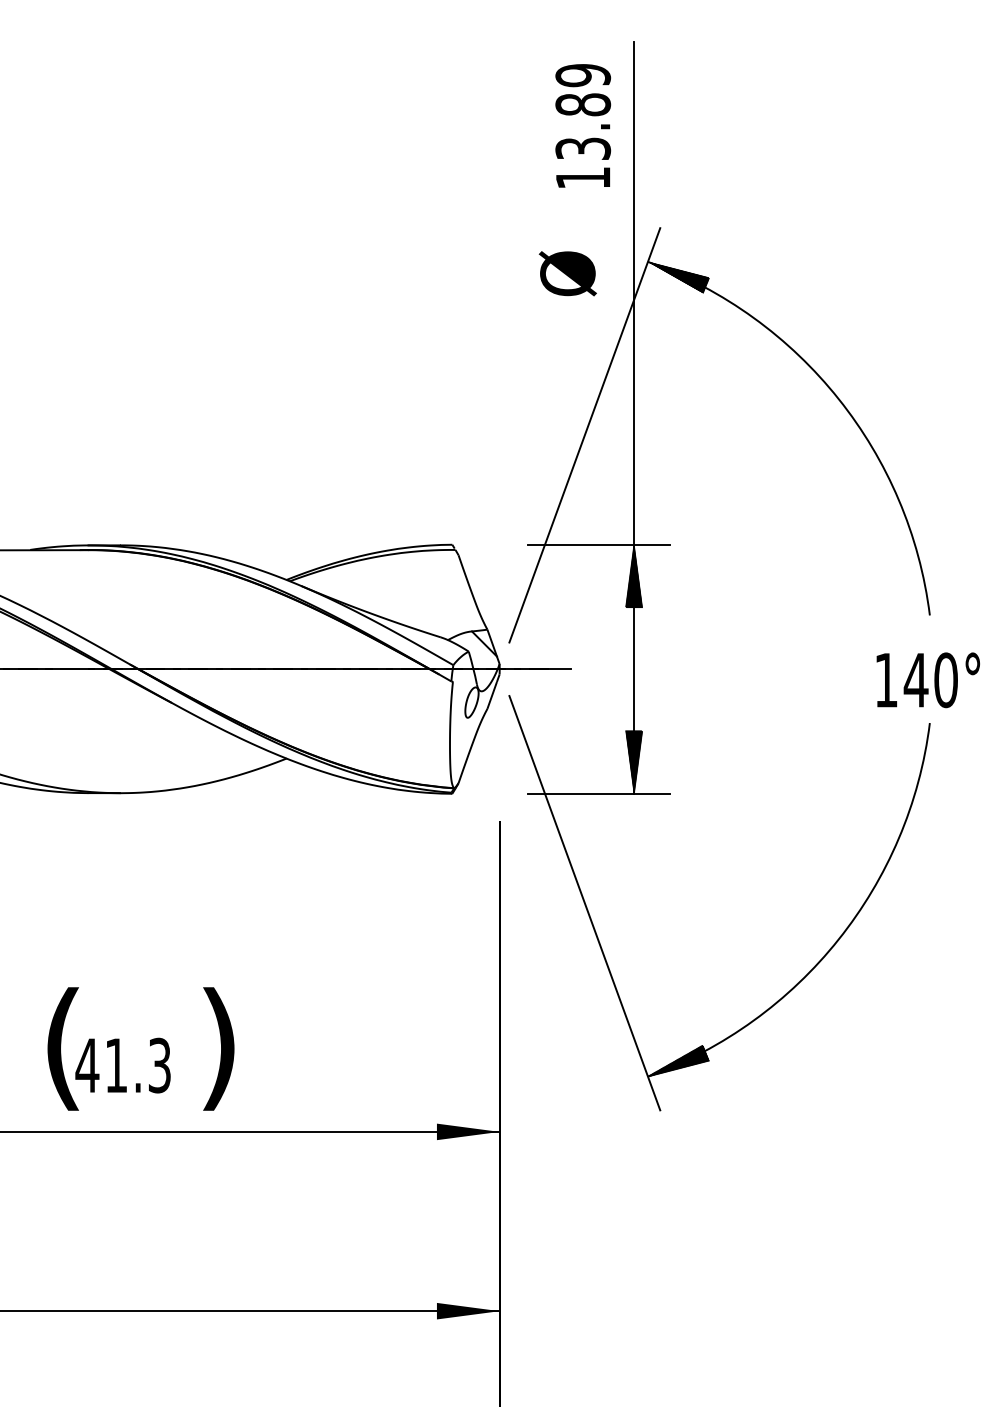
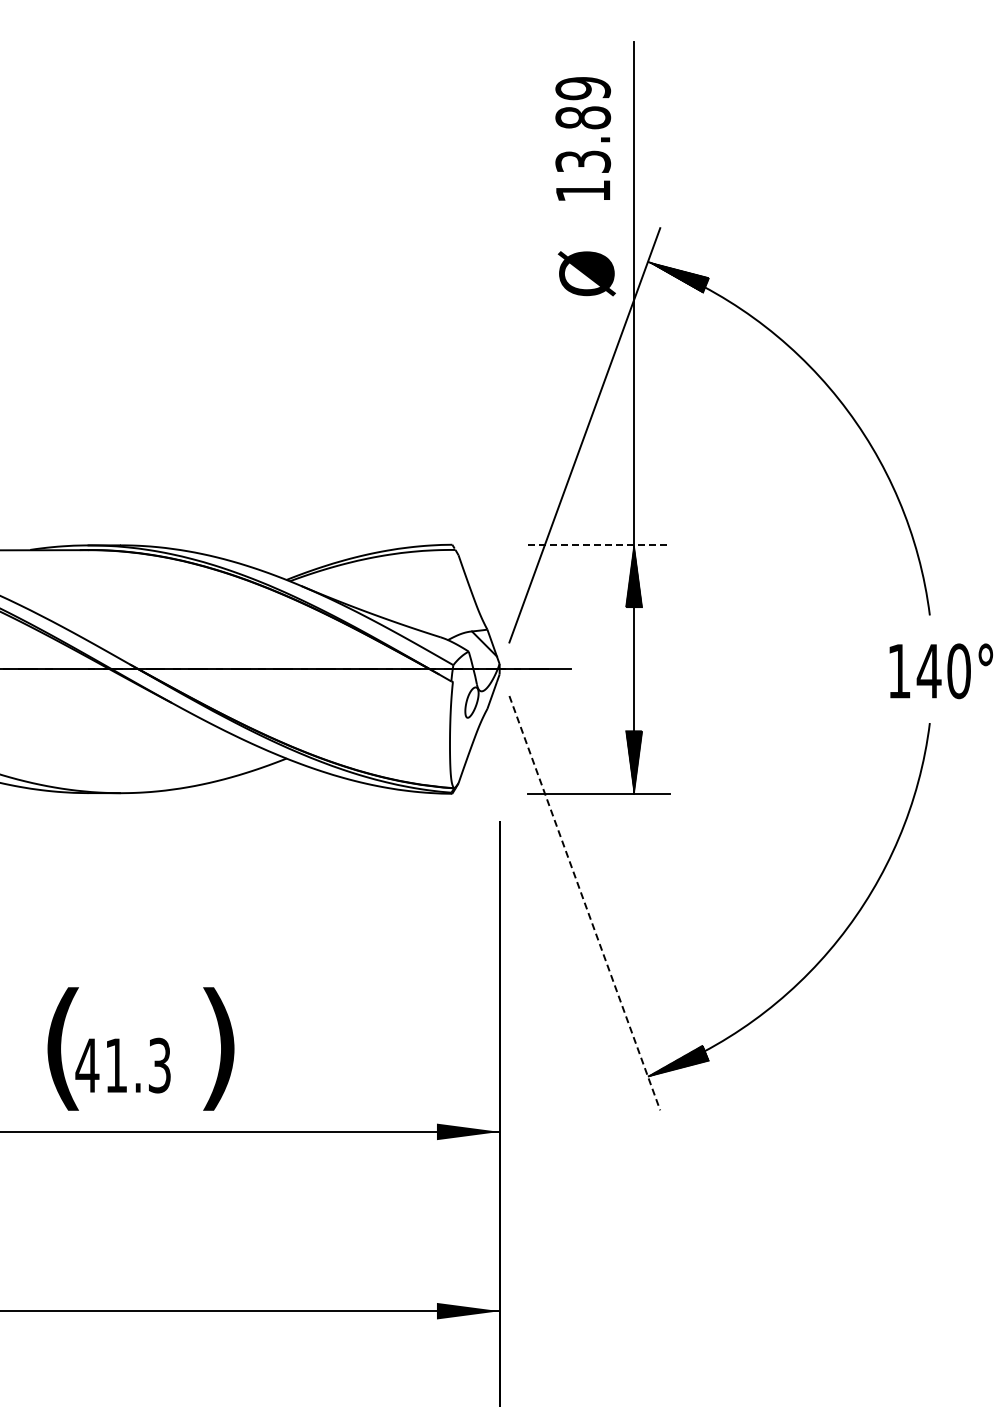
text position: (583, 125) -> (583, 138) (583, 138)
text position: (567, 273) -> (586, 273) (586, 273)
line: solid -> dashed (599, 544)
text position: (927, 680) -> (940, 671) (940, 671)
line: solid -> dashed (585, 903)
